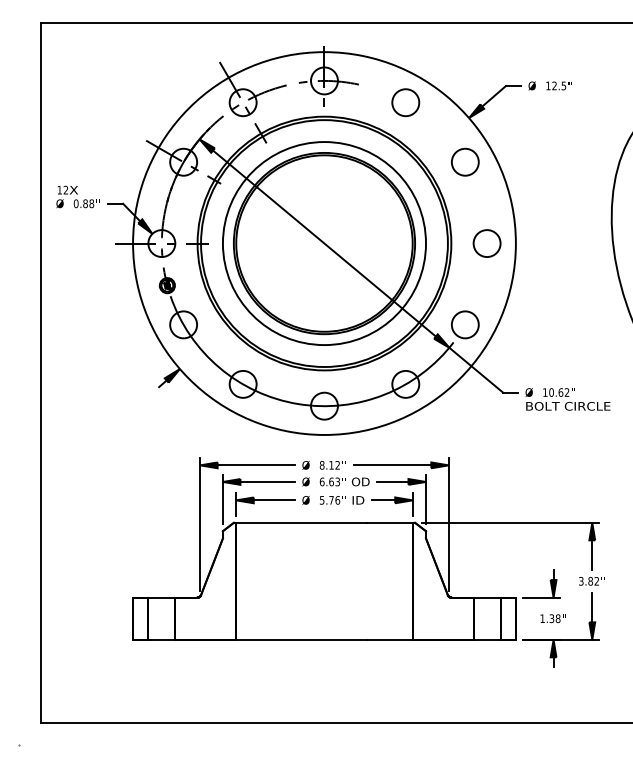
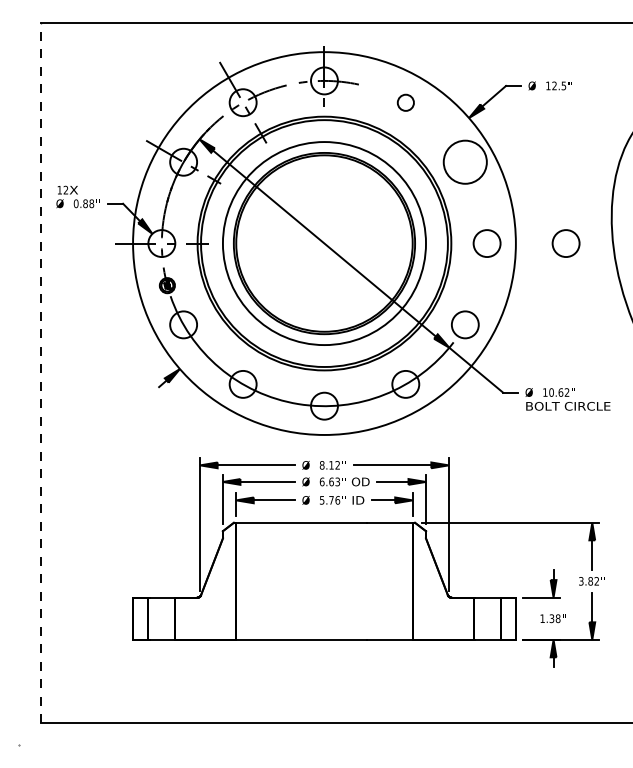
circle size: 30x30 px -> 19x19 px (405, 102)
circle diameter: 27 px -> 43 px (464, 161)
circle: none -> present (565, 243)
line: solid -> dashed (40, 372)
